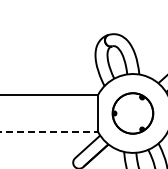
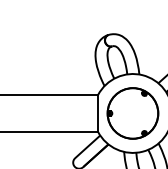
part size: 44x43 px -> 54x53 px (132, 113)
line: dashed -> solid (49, 131)
